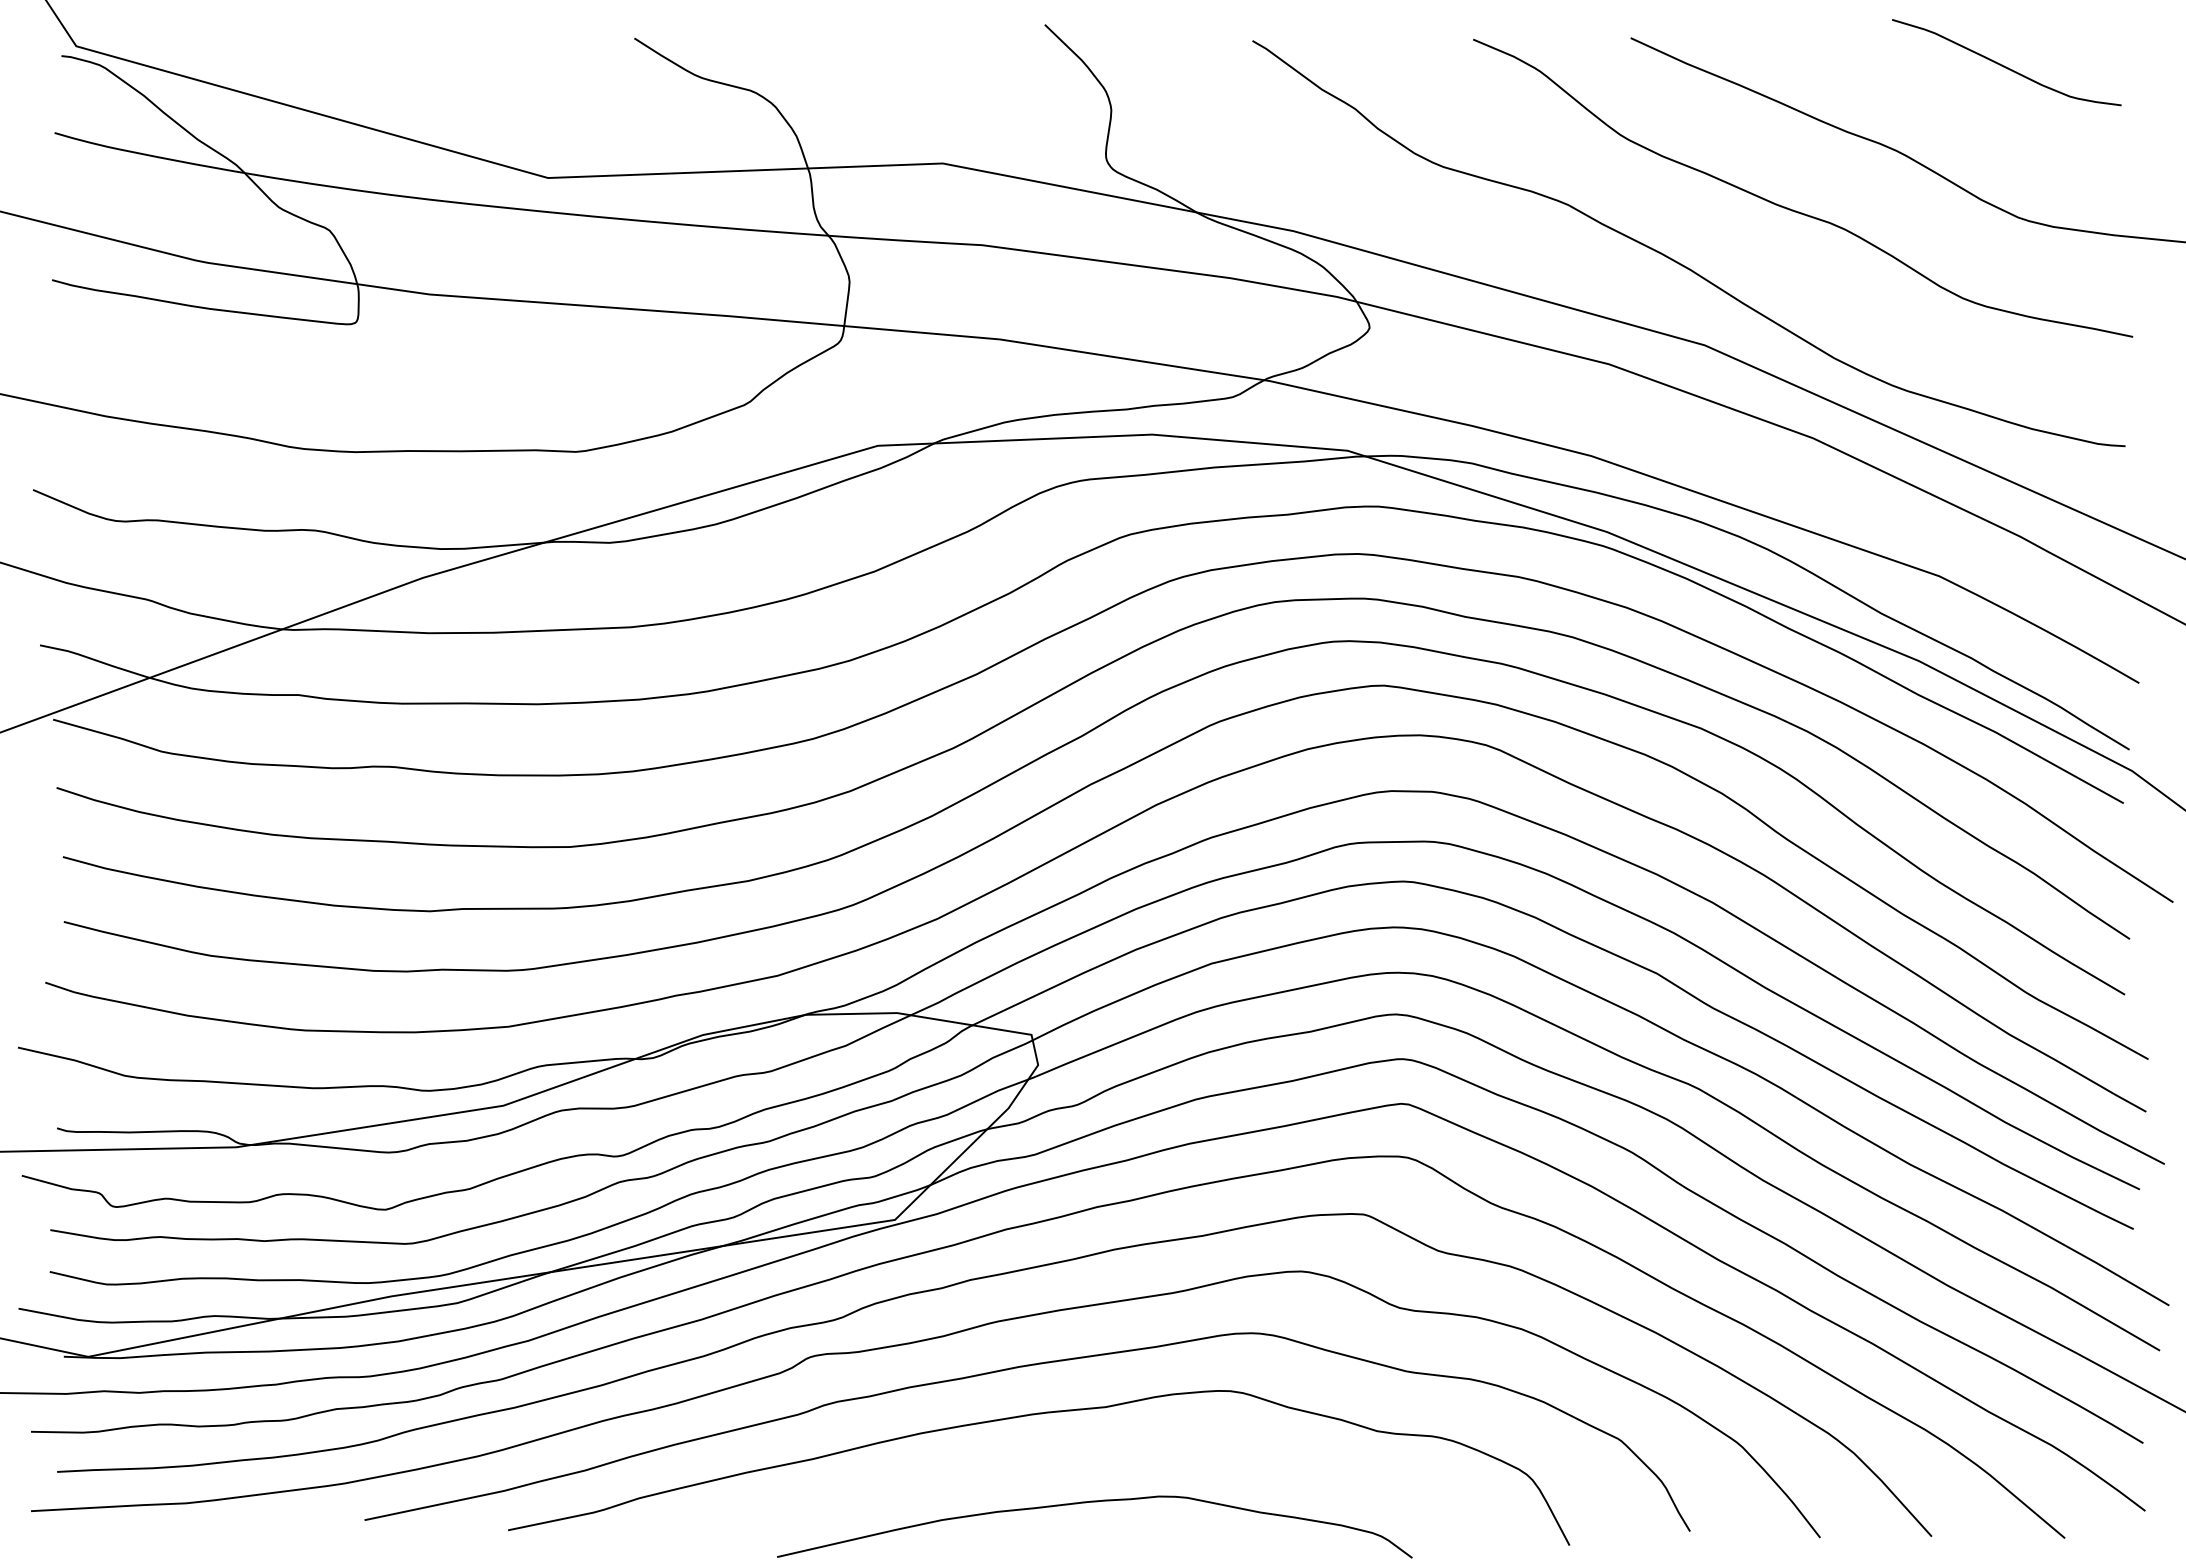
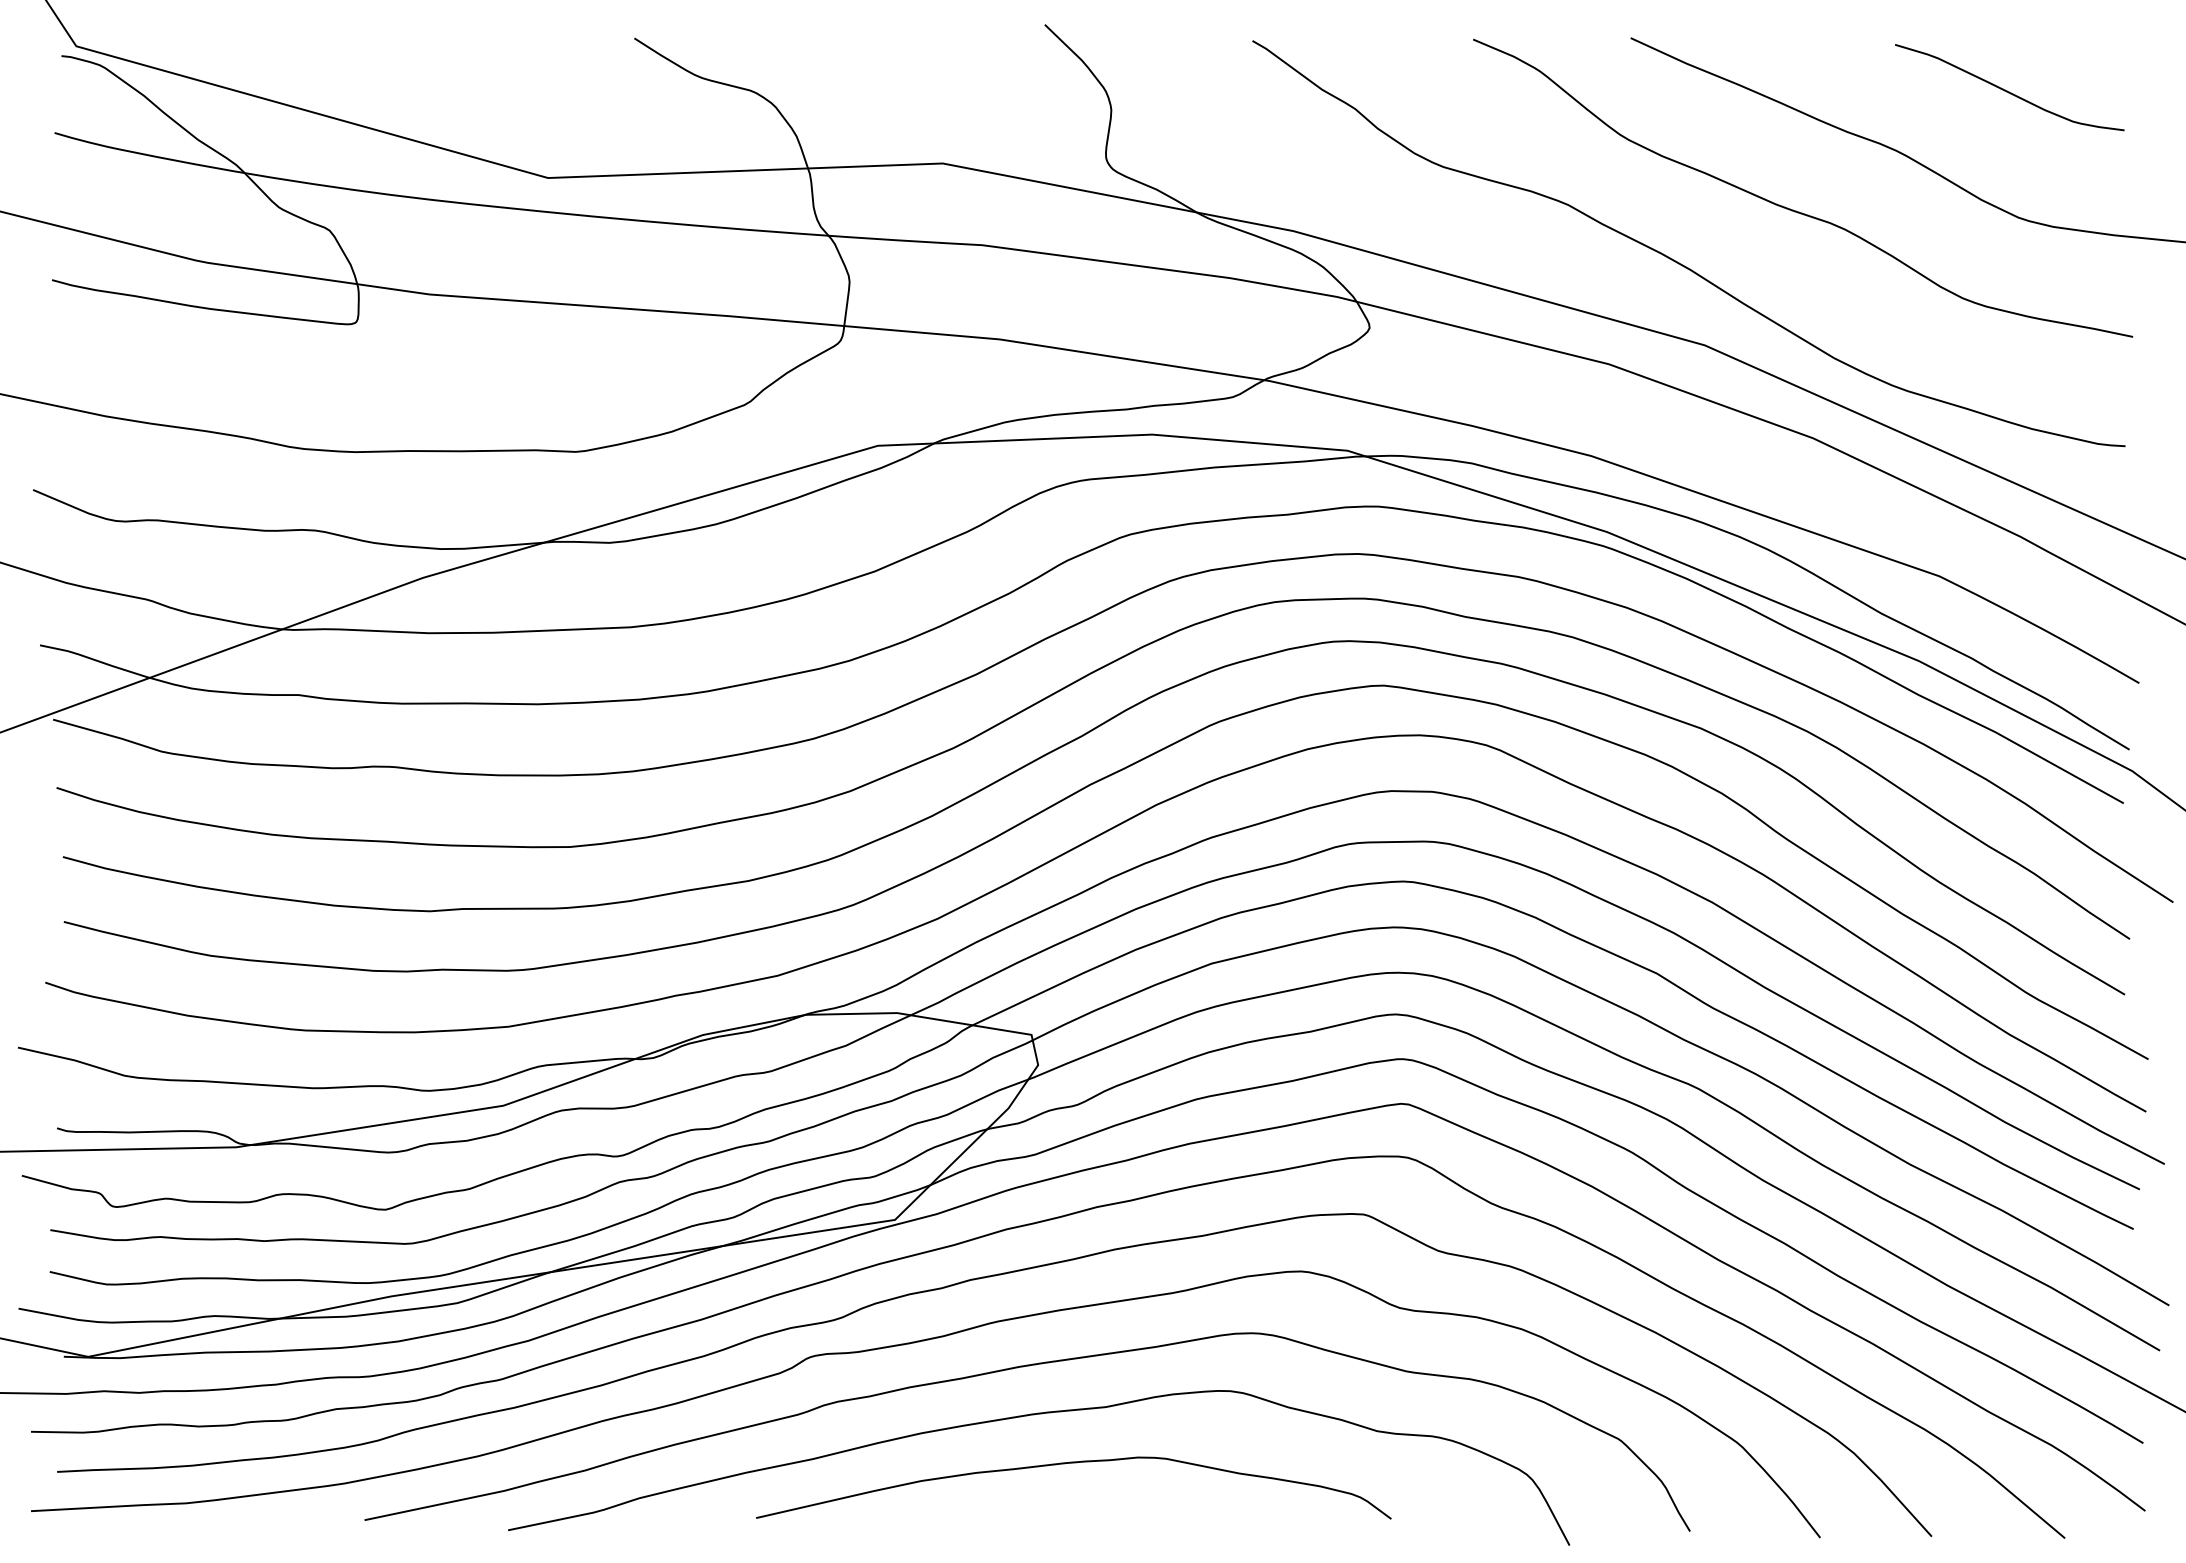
curve position: (2004, 65) -> (2007, 90) (2007, 90)
curve position: (1094, 1502) -> (1073, 1463) (1073, 1463)
